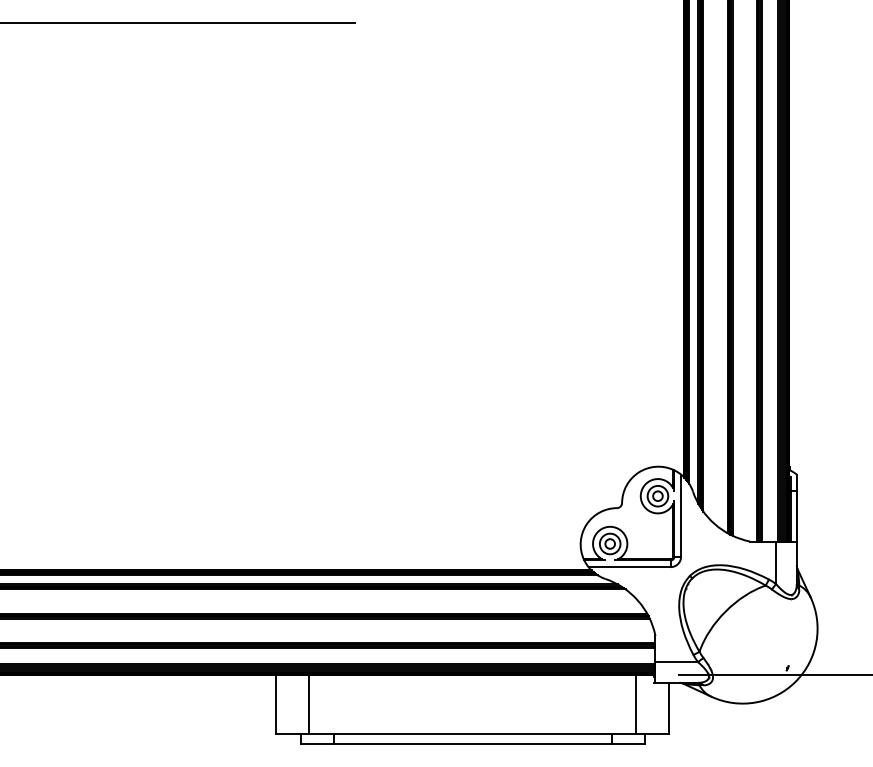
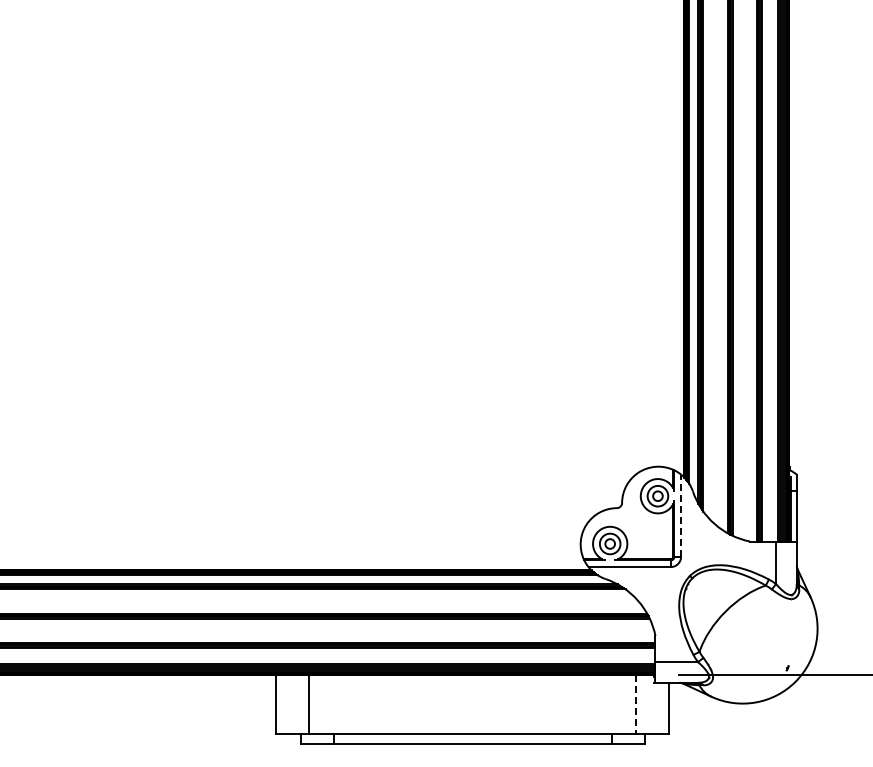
line: present -> none (178, 22)
line: solid -> dashed (681, 515)
line: solid -> dashed (636, 704)
